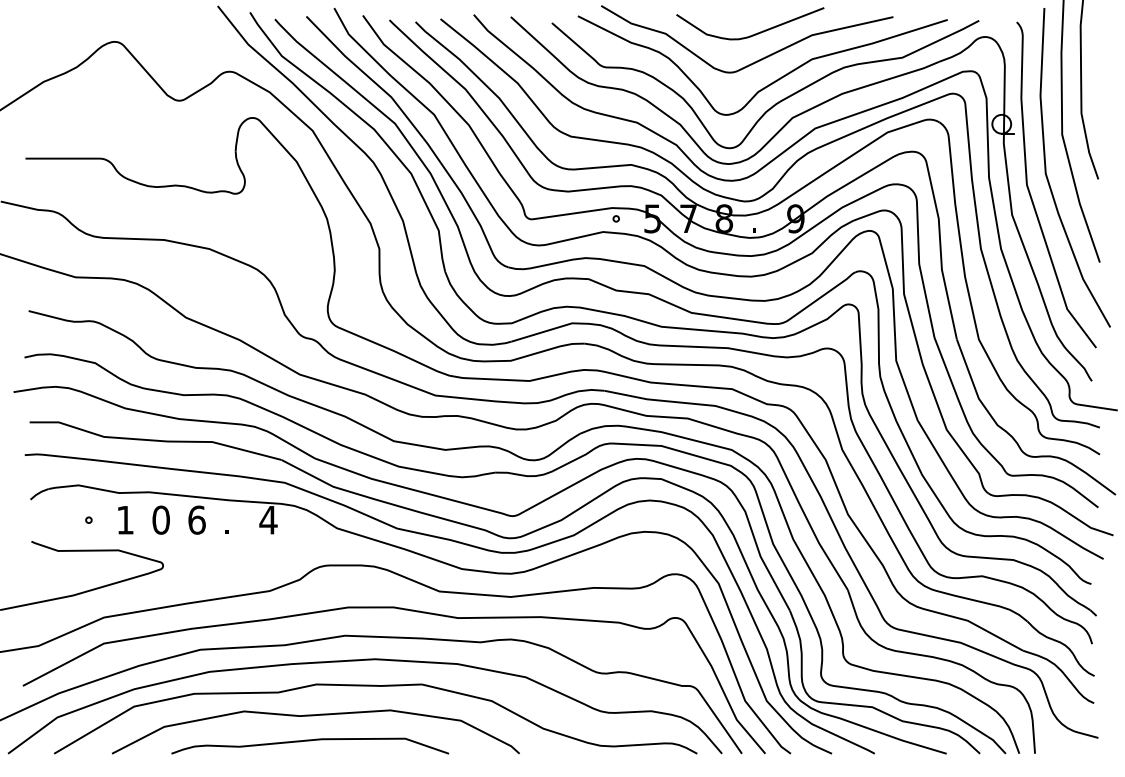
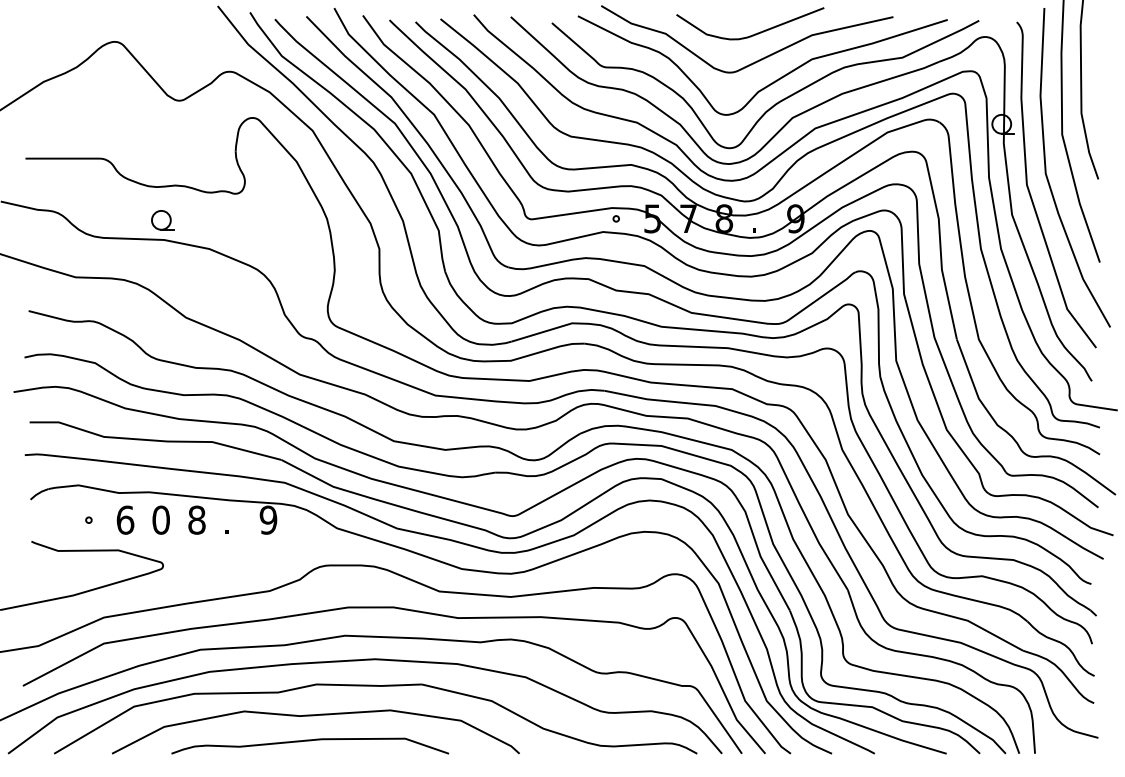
part: none -> present (162, 220)
text: 1 -> 6 (125, 519)
text: 6 -> 8 (196, 519)
text: 4 -> 9 (268, 519)
